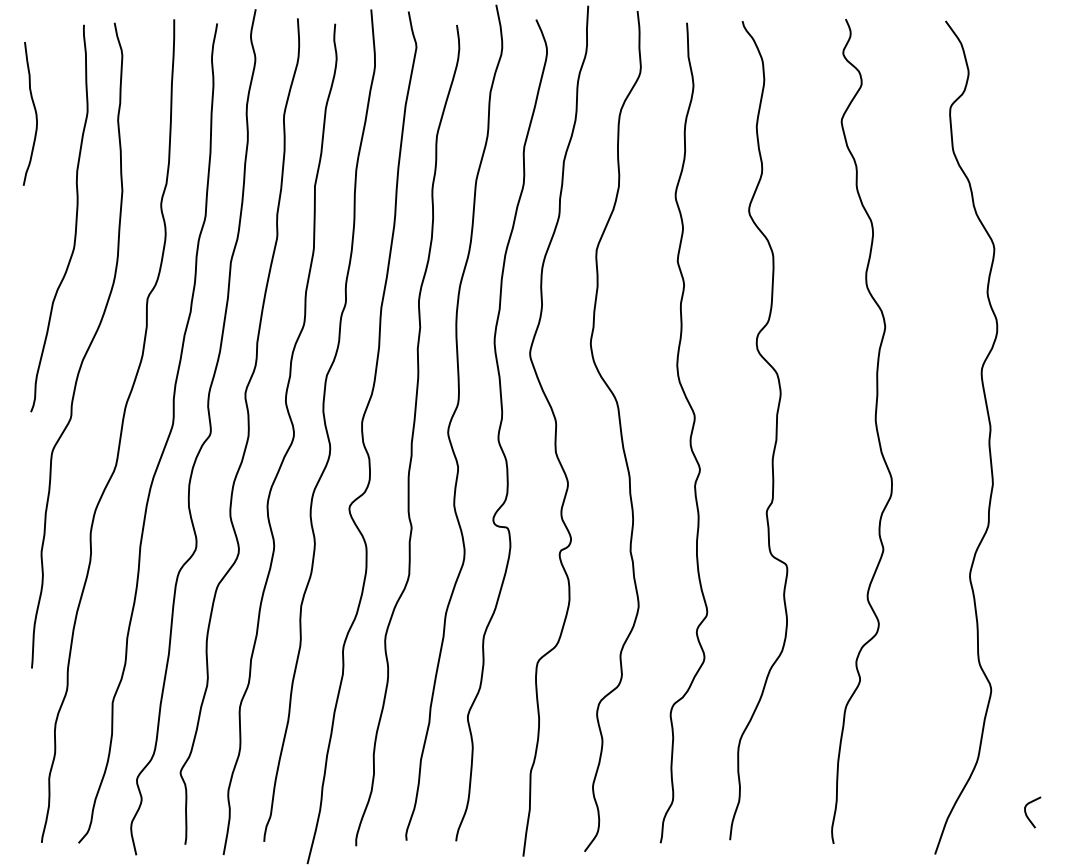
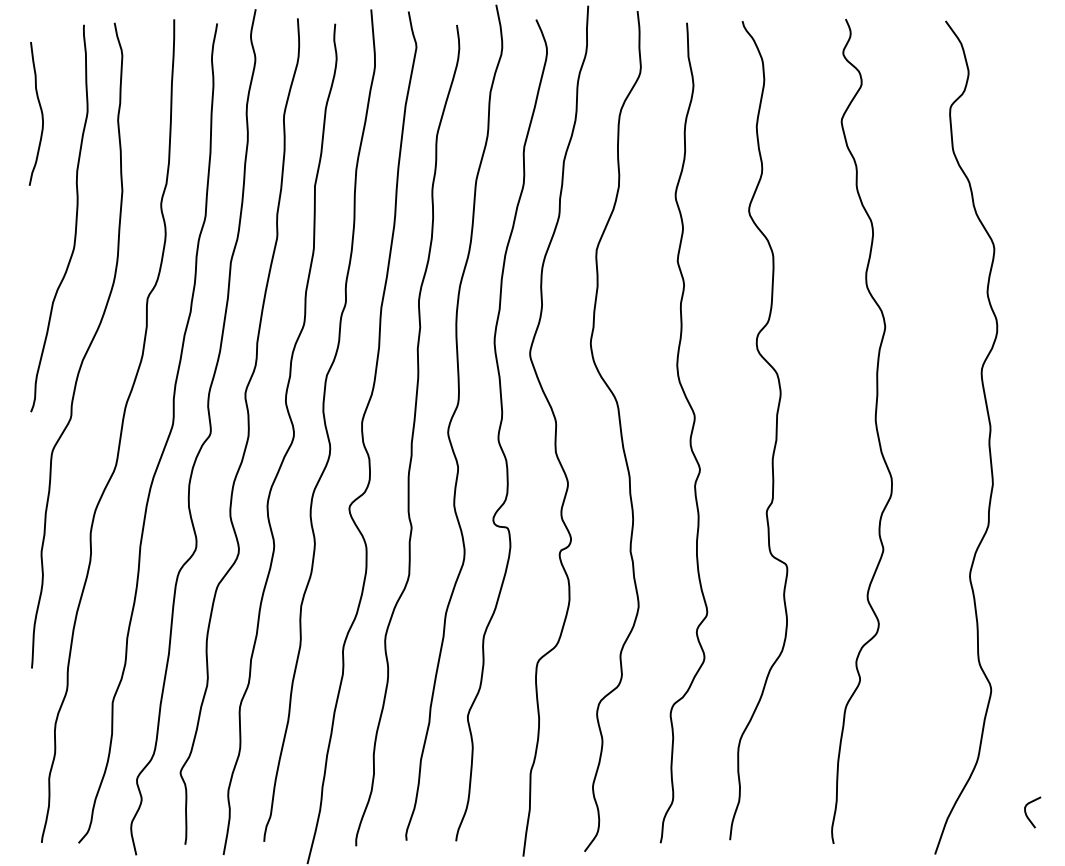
curve position: (34, 111) -> (40, 111) (40, 111)
